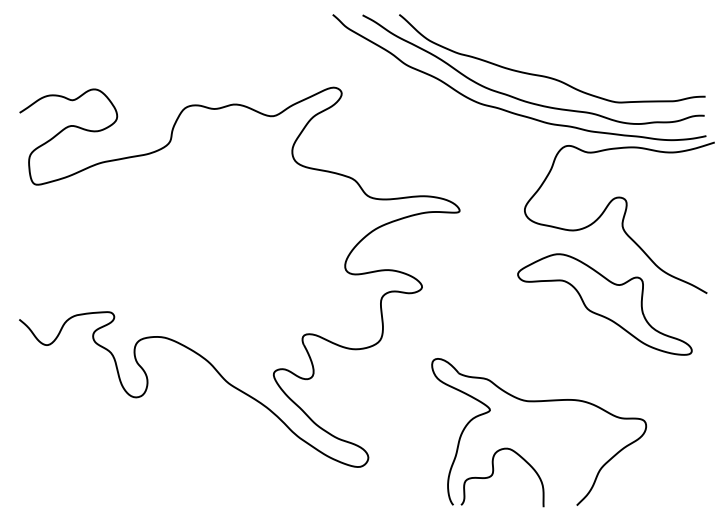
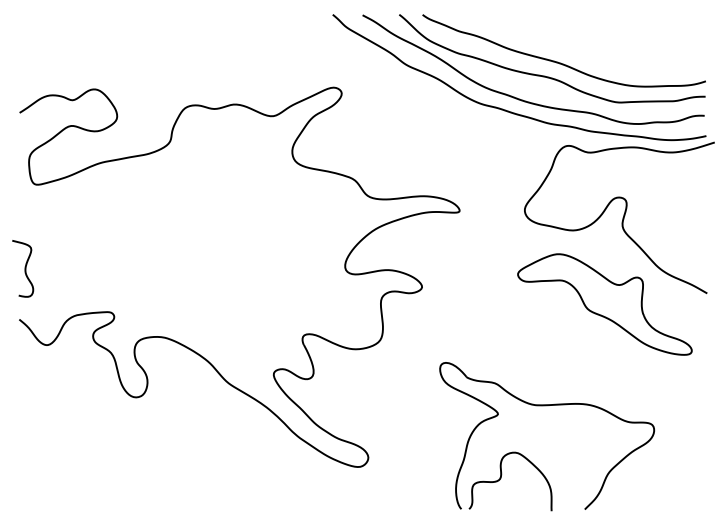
curve: none -> present (560, 62)
curve: none -> present (24, 268)
part position: (522, 456) -> (530, 460) (530, 460)
